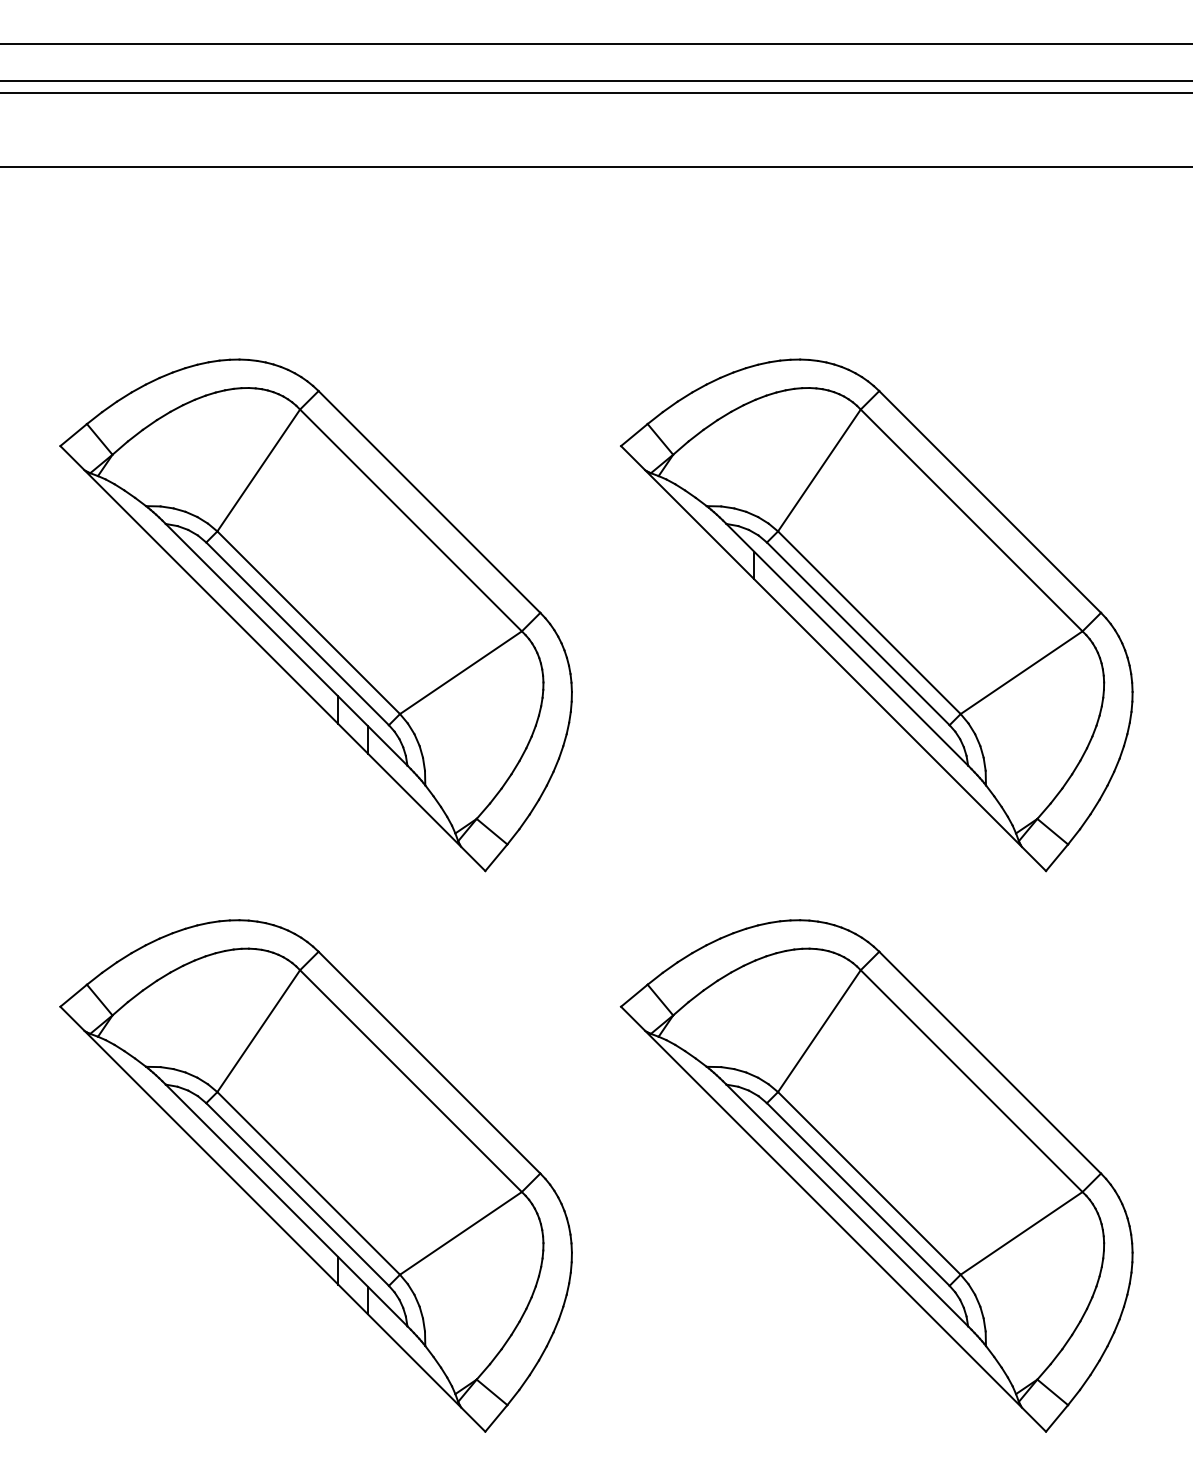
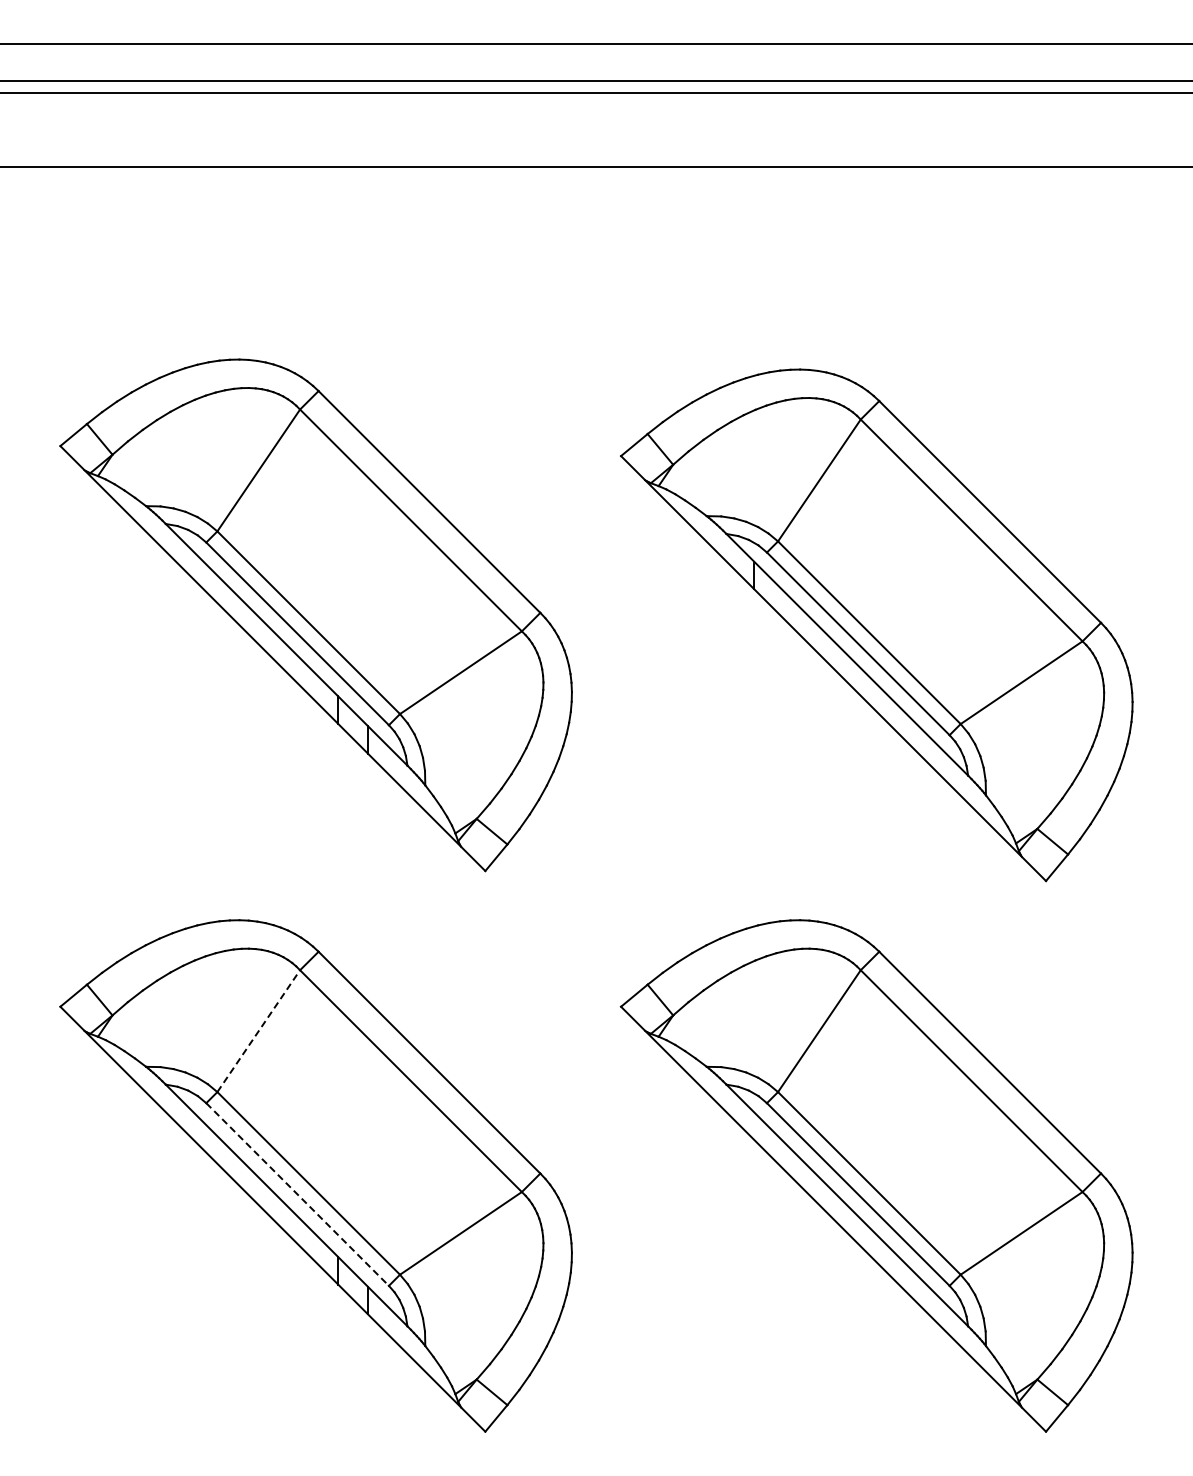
part position: (876, 615) -> (876, 625) (876, 625)
line: solid -> dashed (258, 1031)
line: solid -> dashed (297, 1194)
